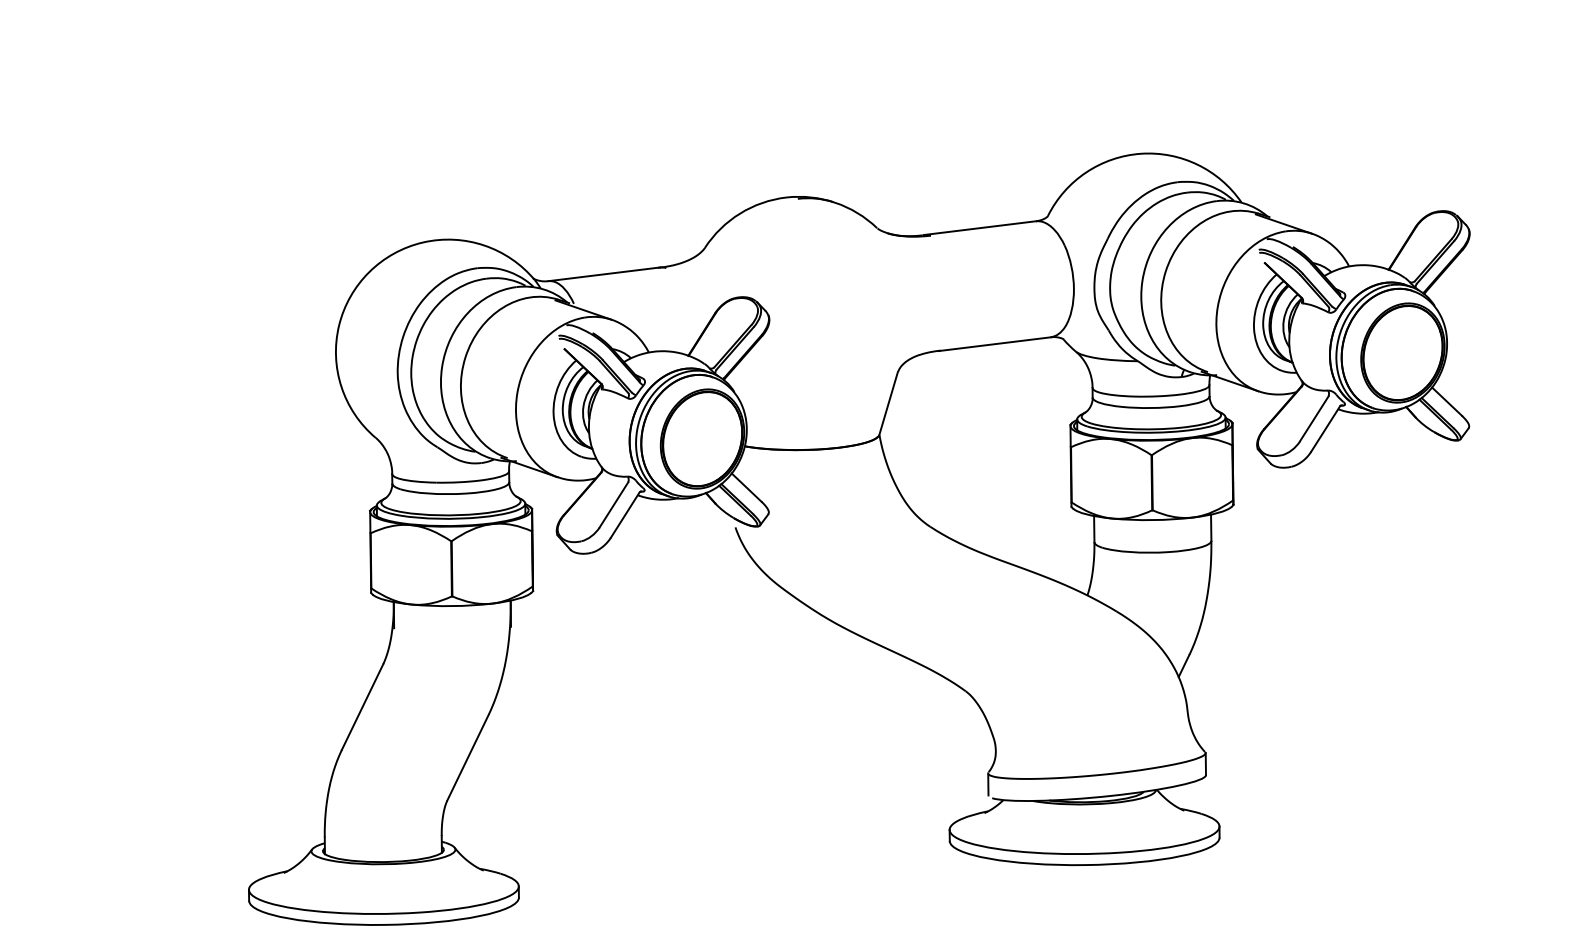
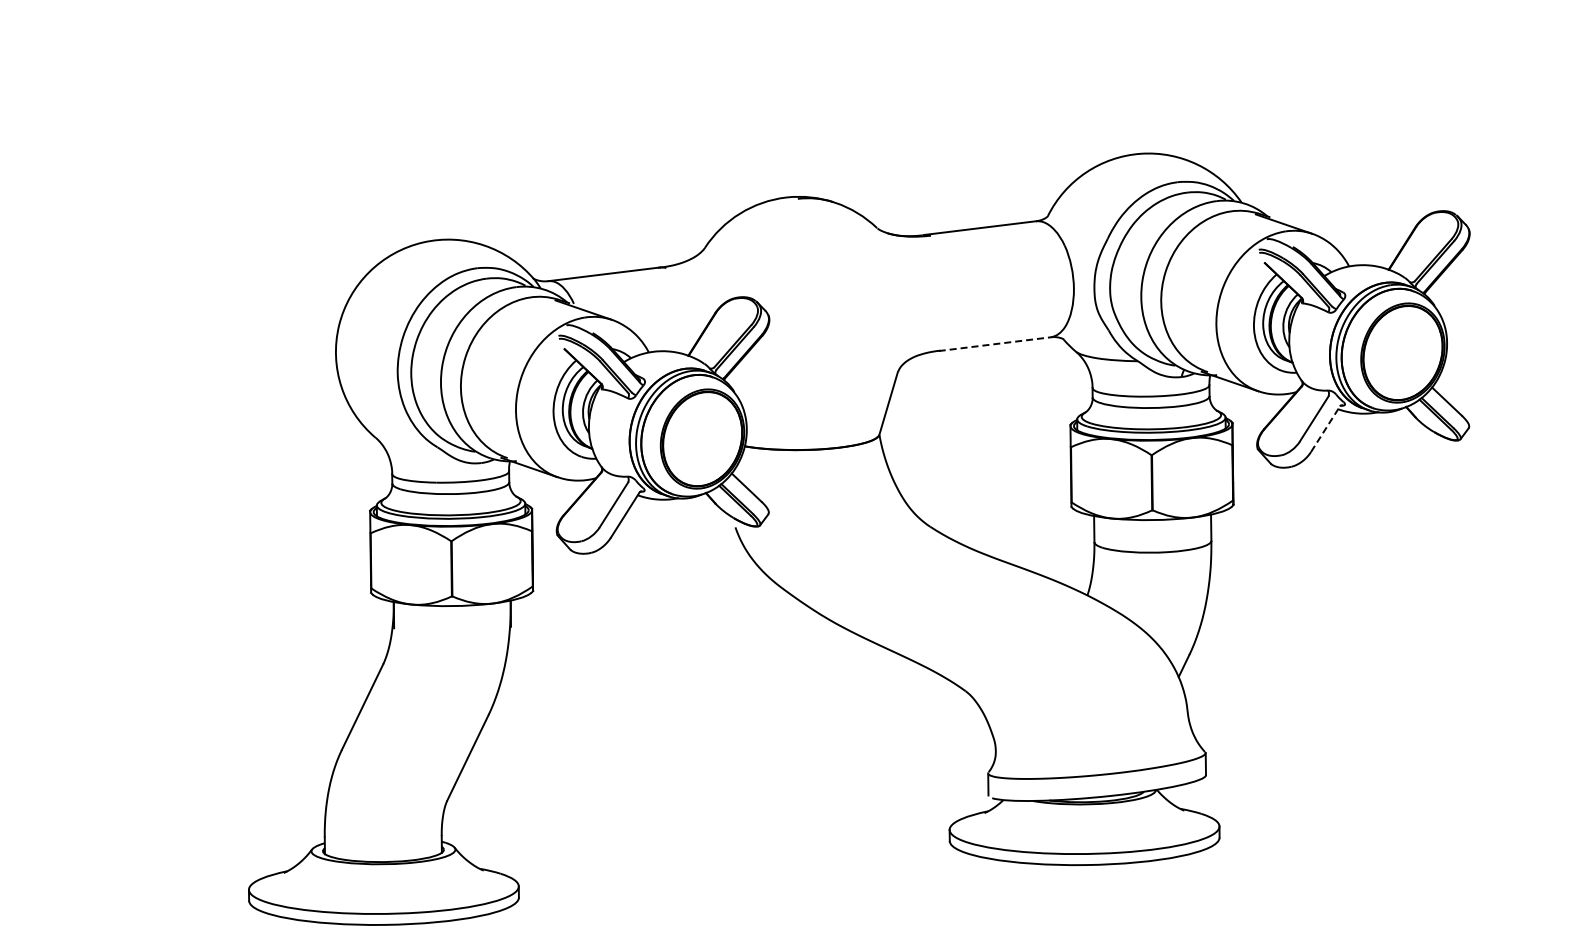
line: solid -> dashed (995, 344)
line: solid -> dashed (1325, 429)
